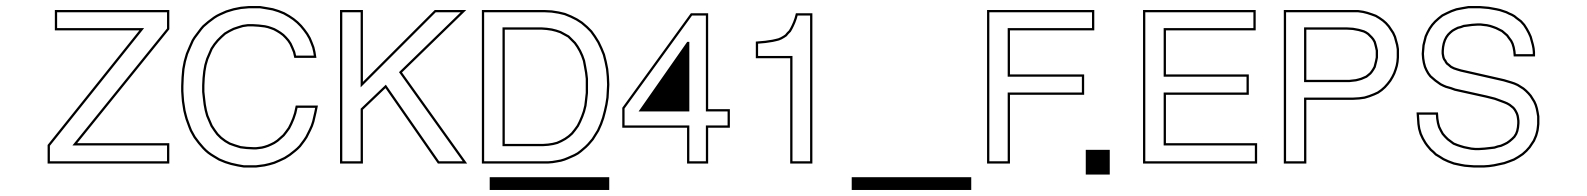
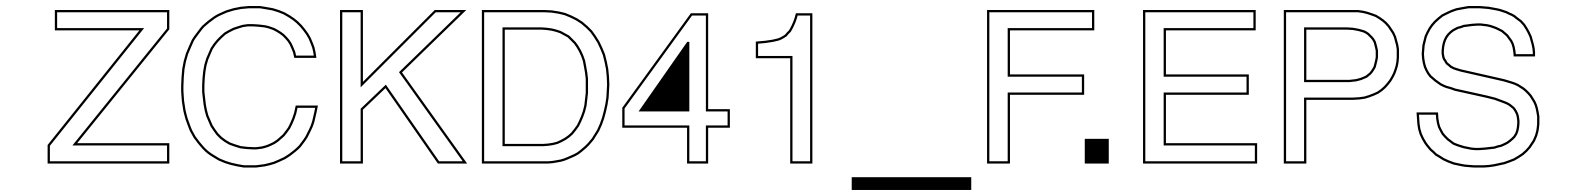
part position: (1097, 161) -> (1096, 150) (1096, 150)
part: present -> none (549, 183)
